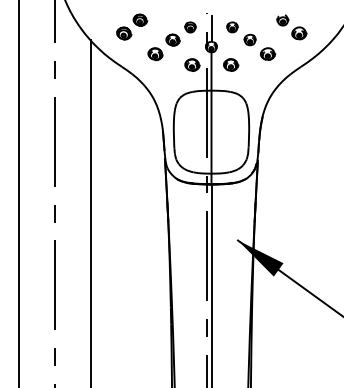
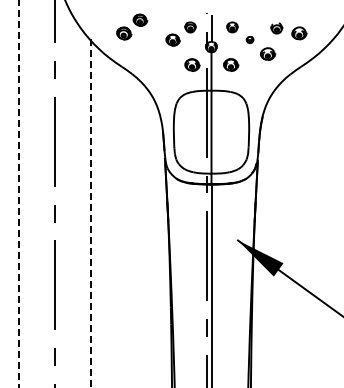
part position: (282, 20) -> (276, 28) (276, 28)
part size: 14x14 px -> 10x8 px (249, 39)
part: present -> none (155, 54)
line: solid -> dashed (19, 194)
line: solid -> dashed (90, 213)
